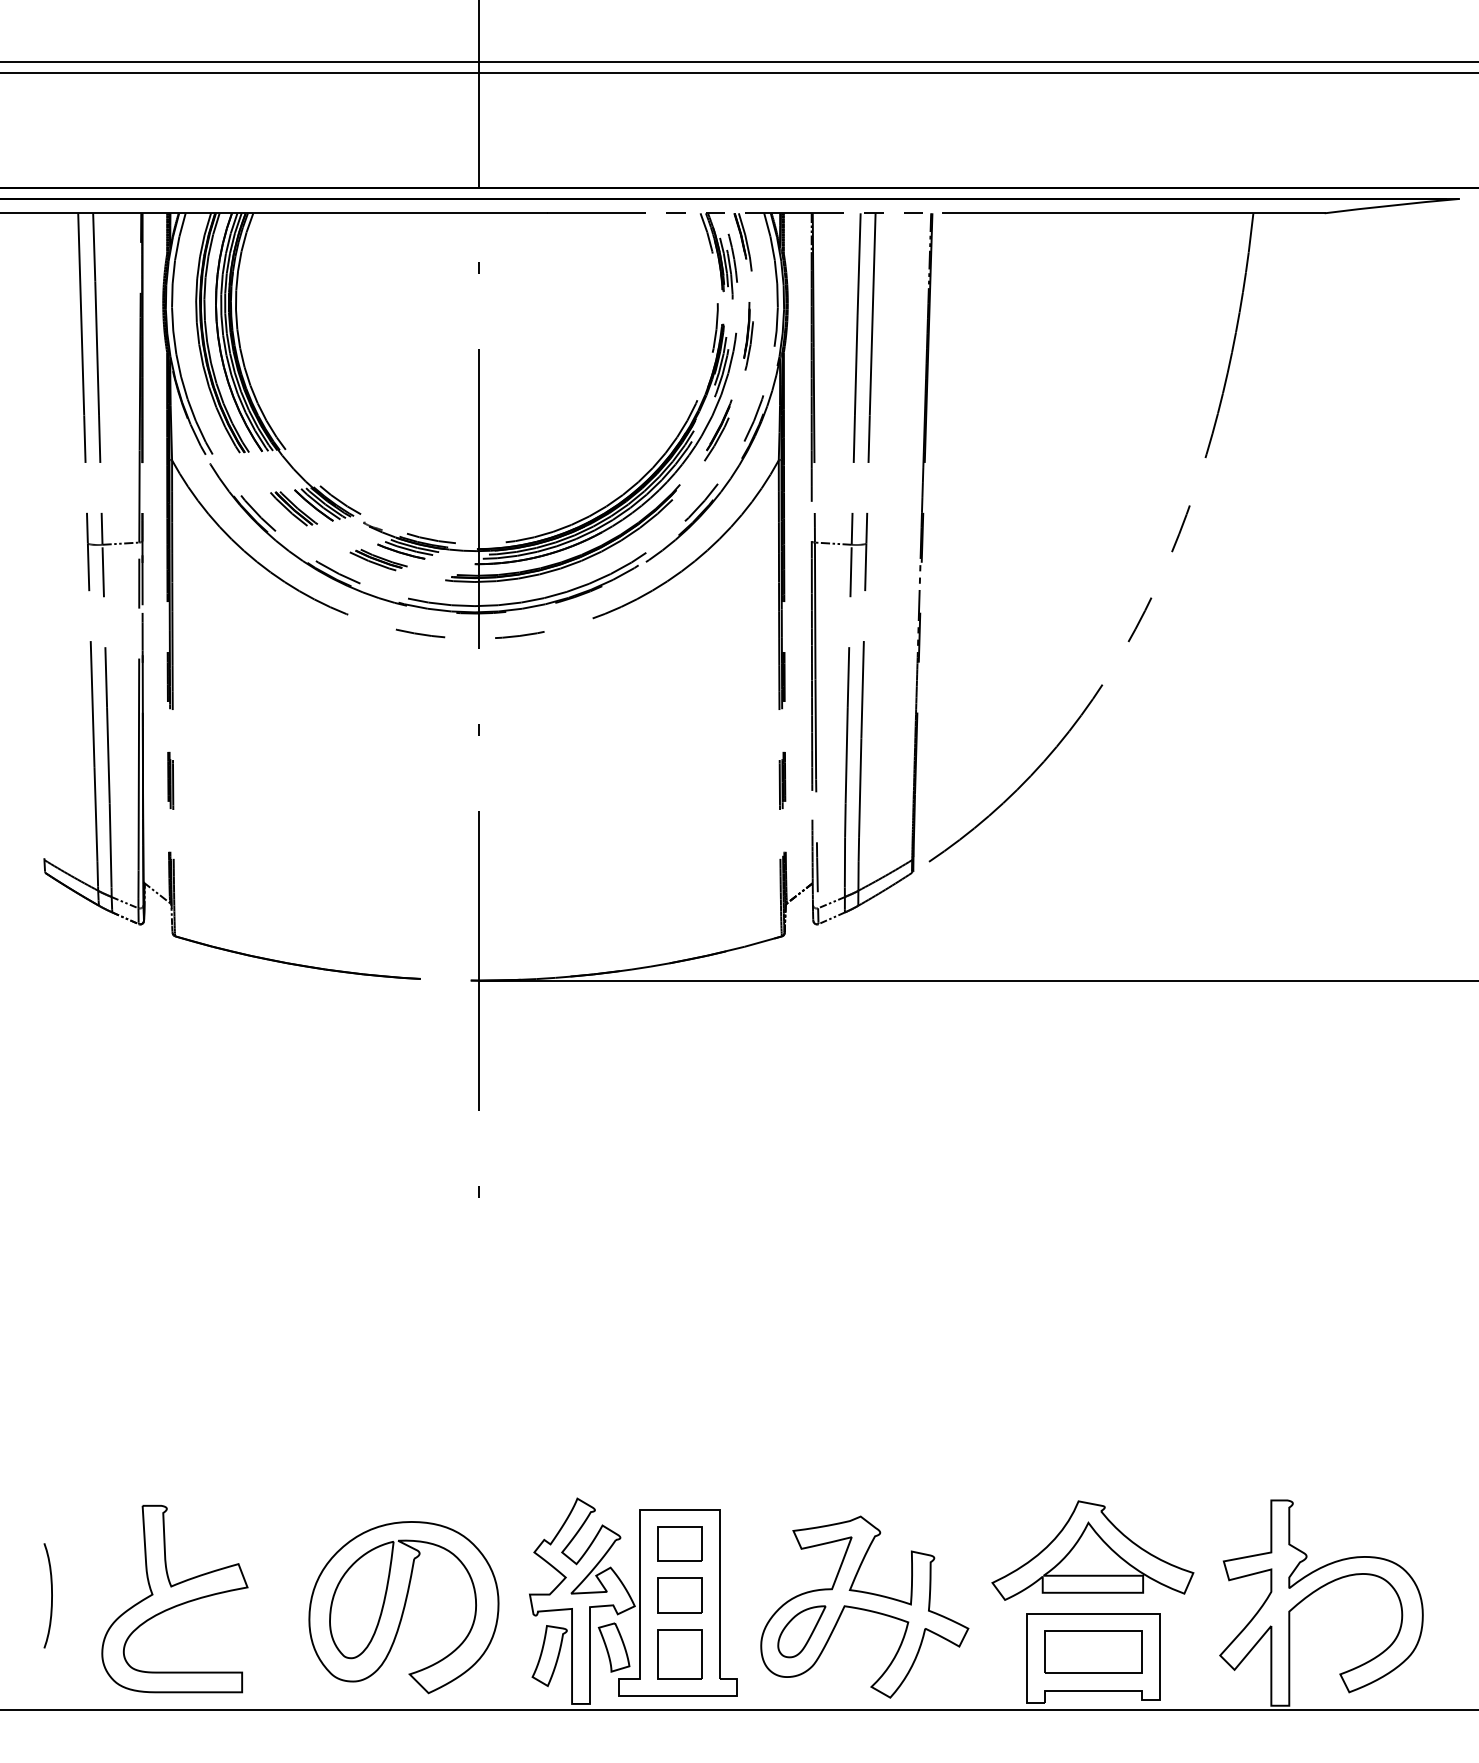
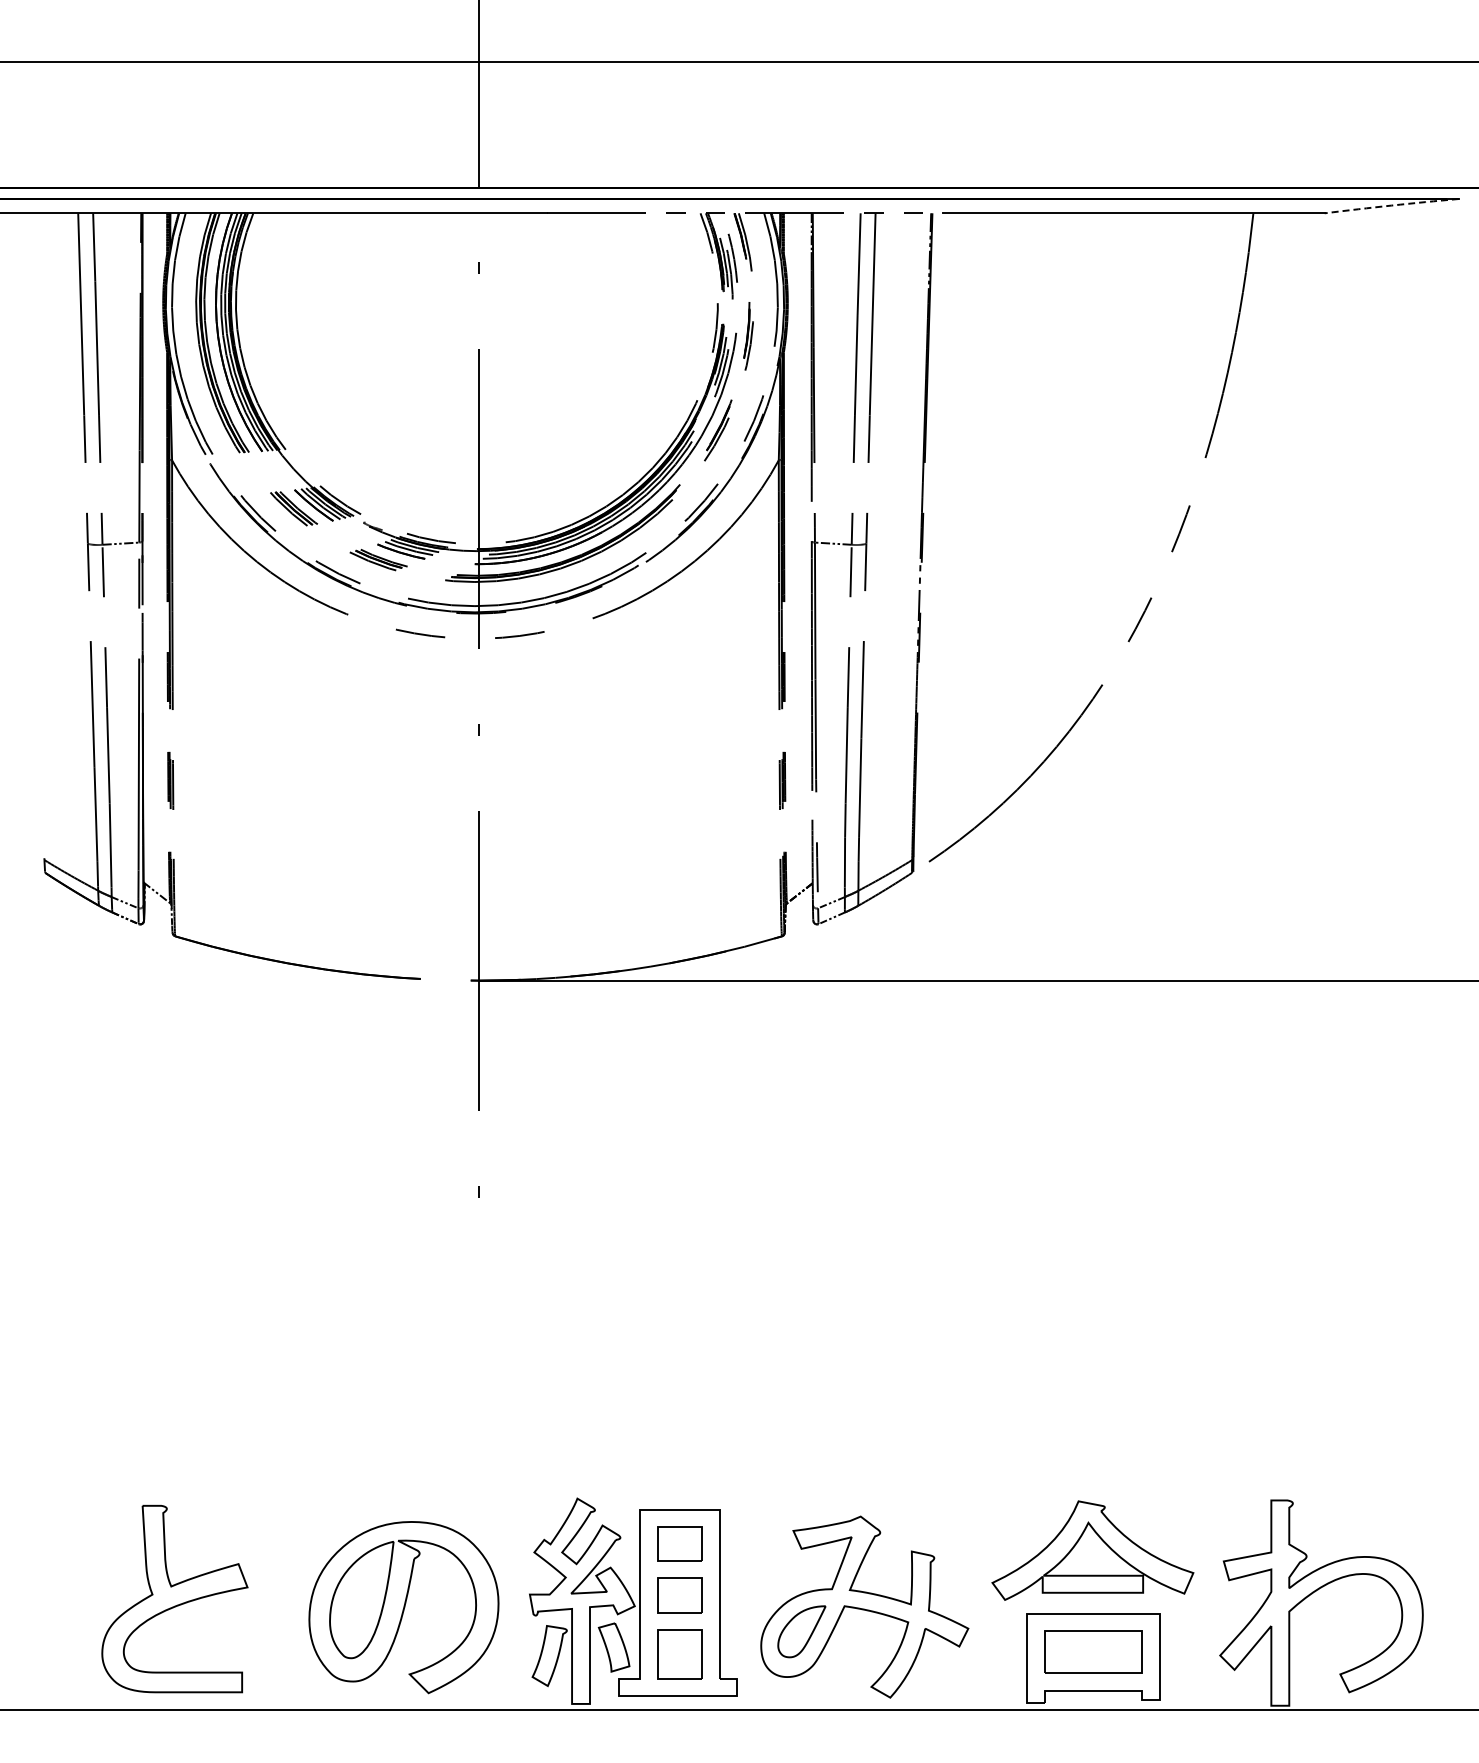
line: present -> none (738, 72)
arc: solid -> dashed (1391, 205)
curve: present -> none (51, 1595)
